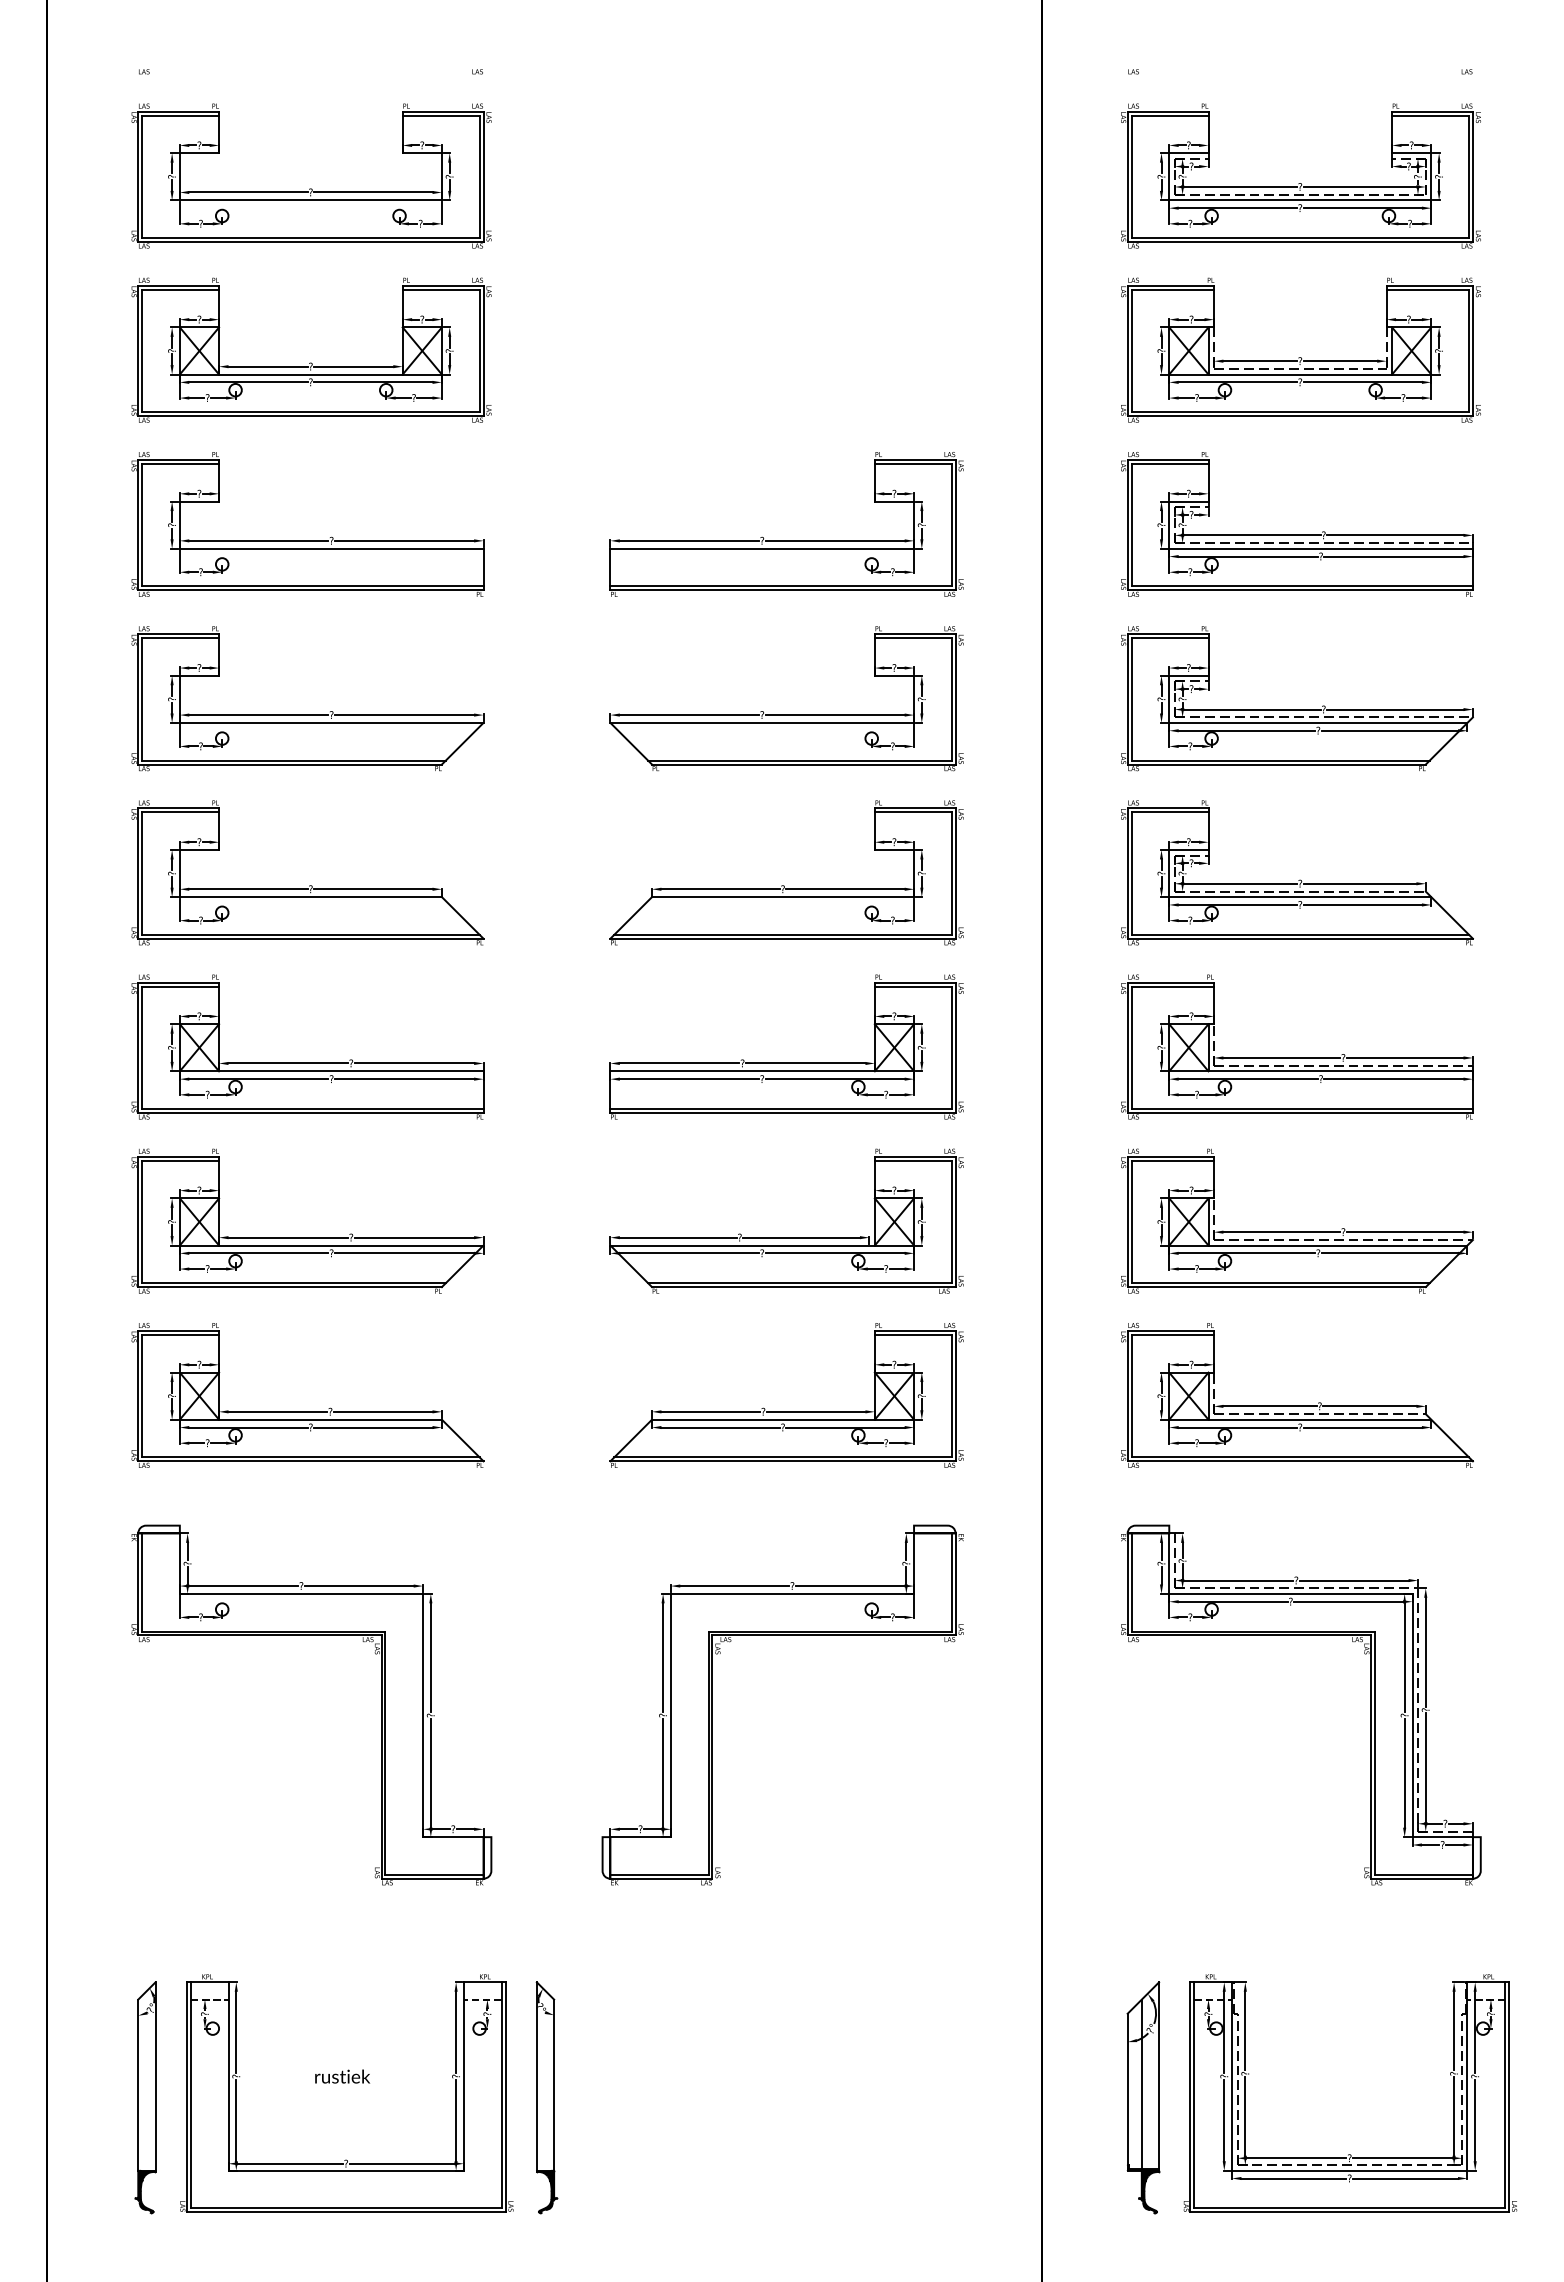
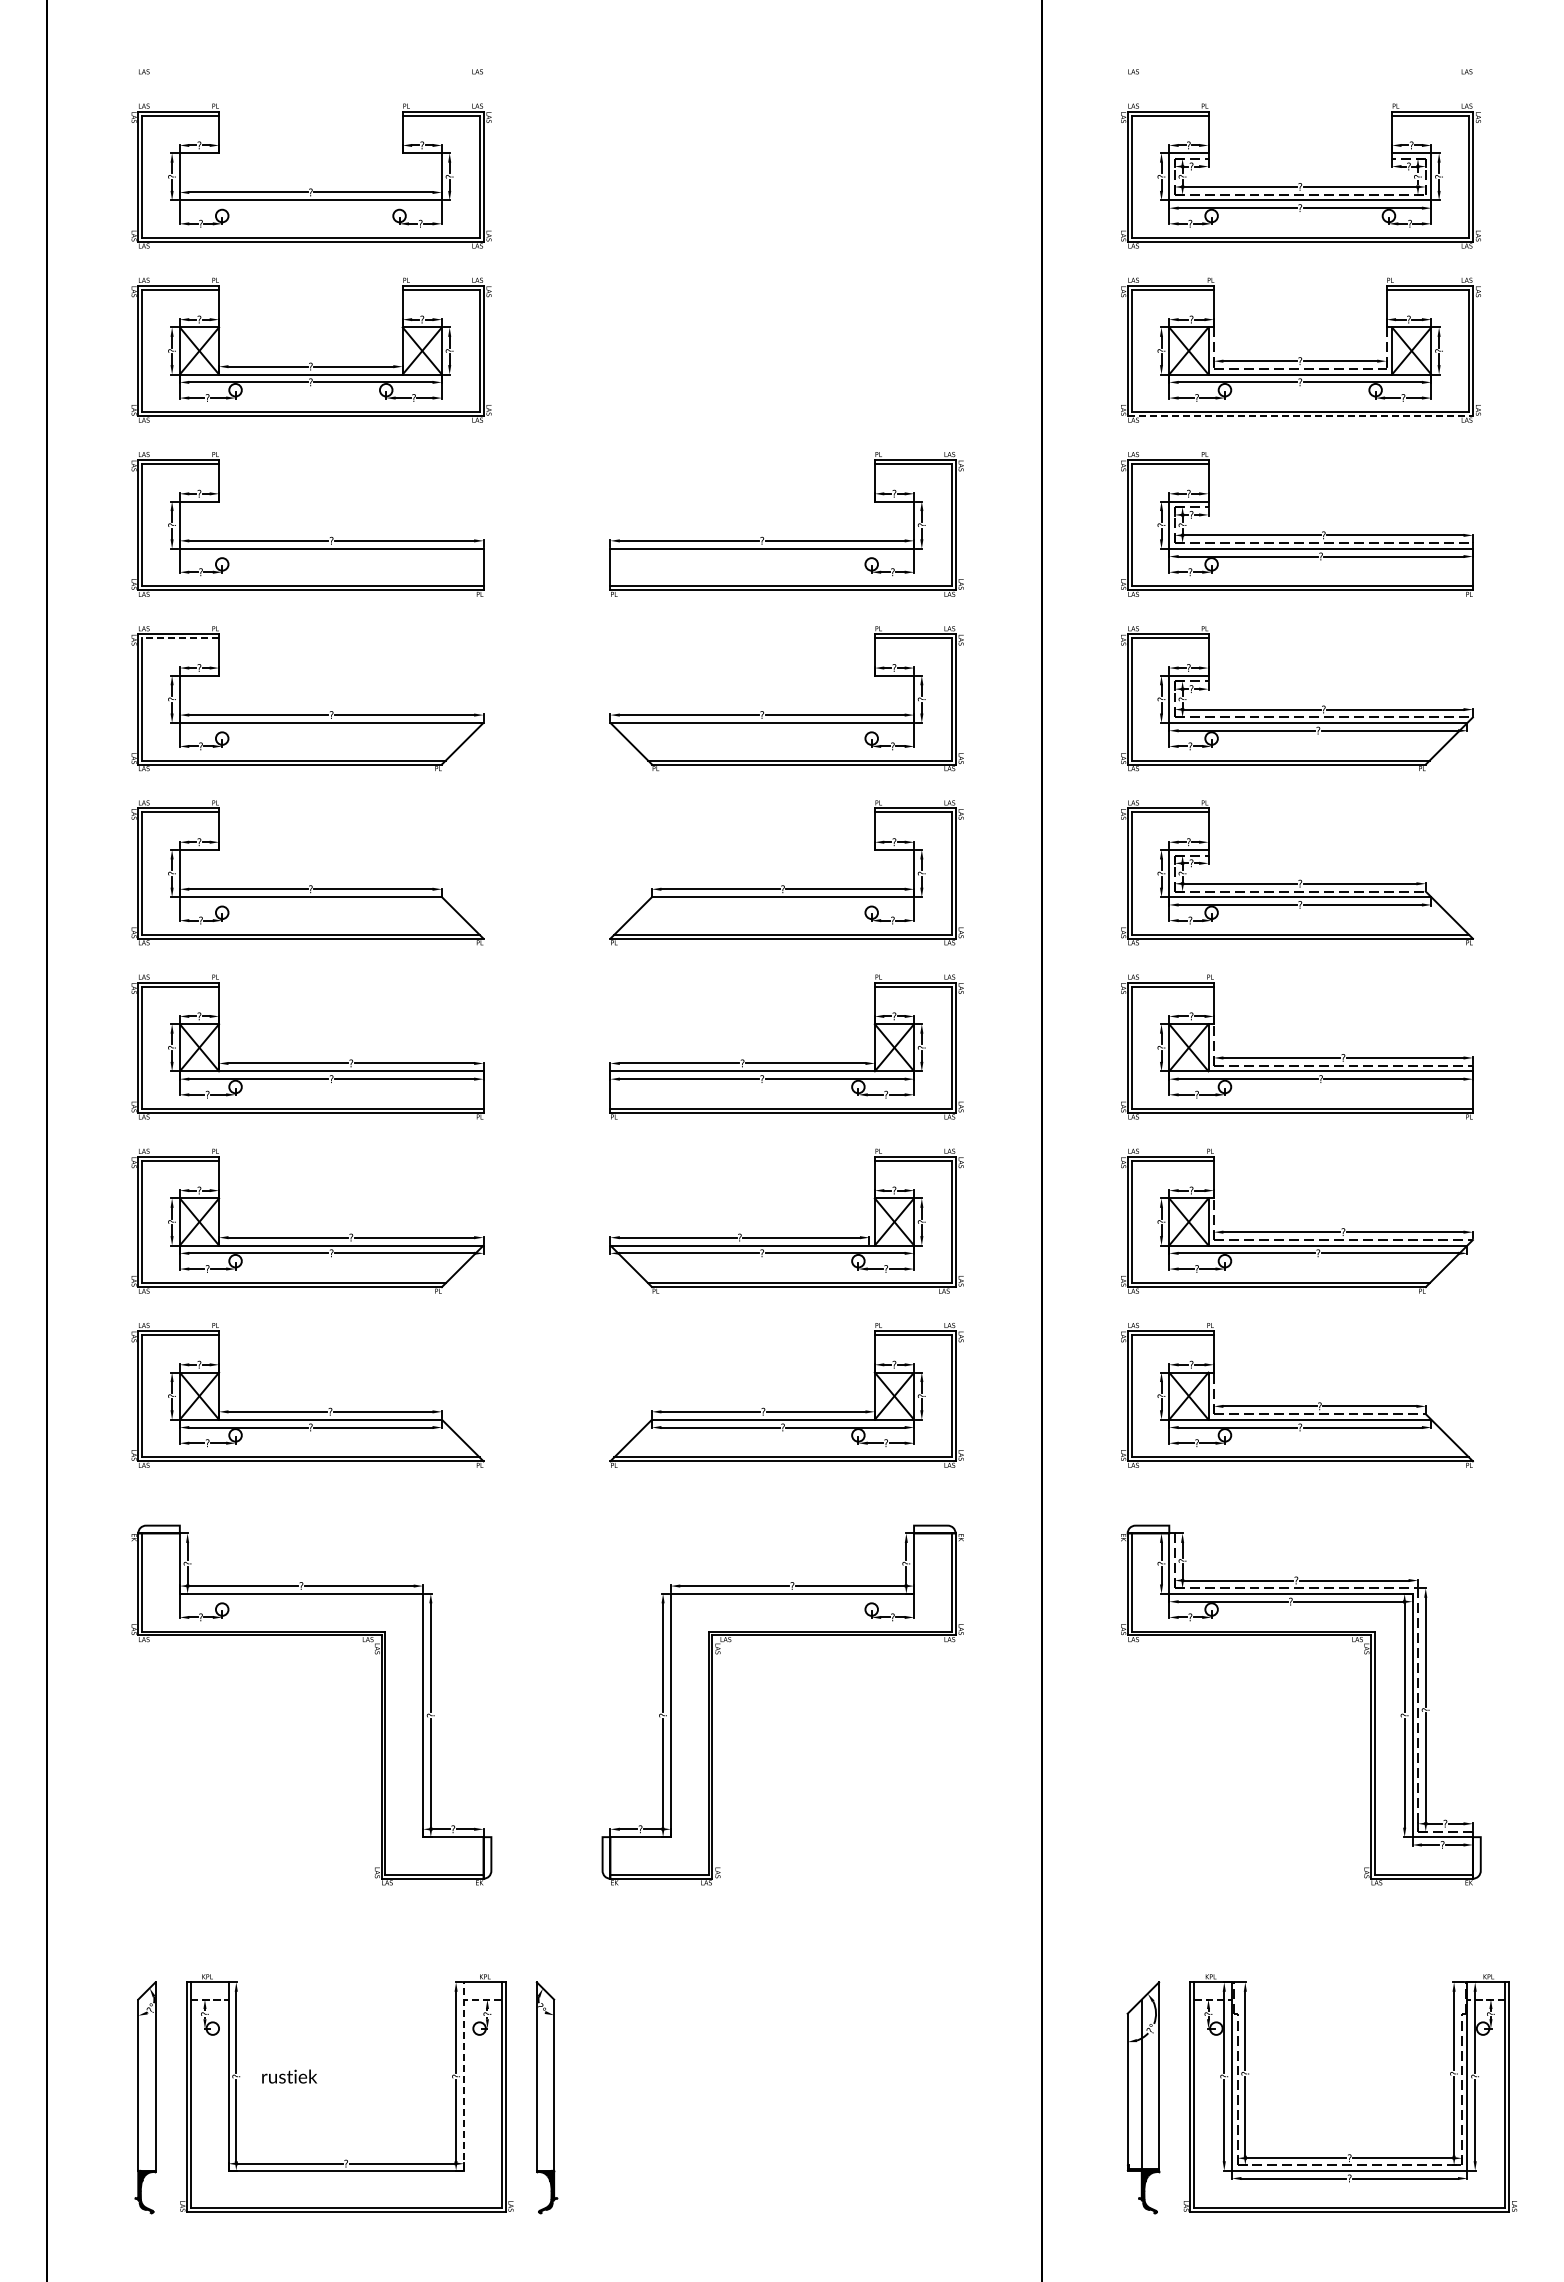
line: solid -> dashed (1300, 416)
line: solid -> dashed (180, 638)
text position: (342, 2076) -> (289, 2076) (289, 2076)
line: solid -> dashed (463, 2076)
